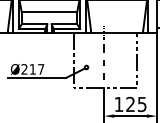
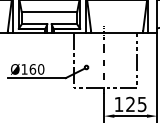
text: Ø217 -> Ø160 (32, 69)
